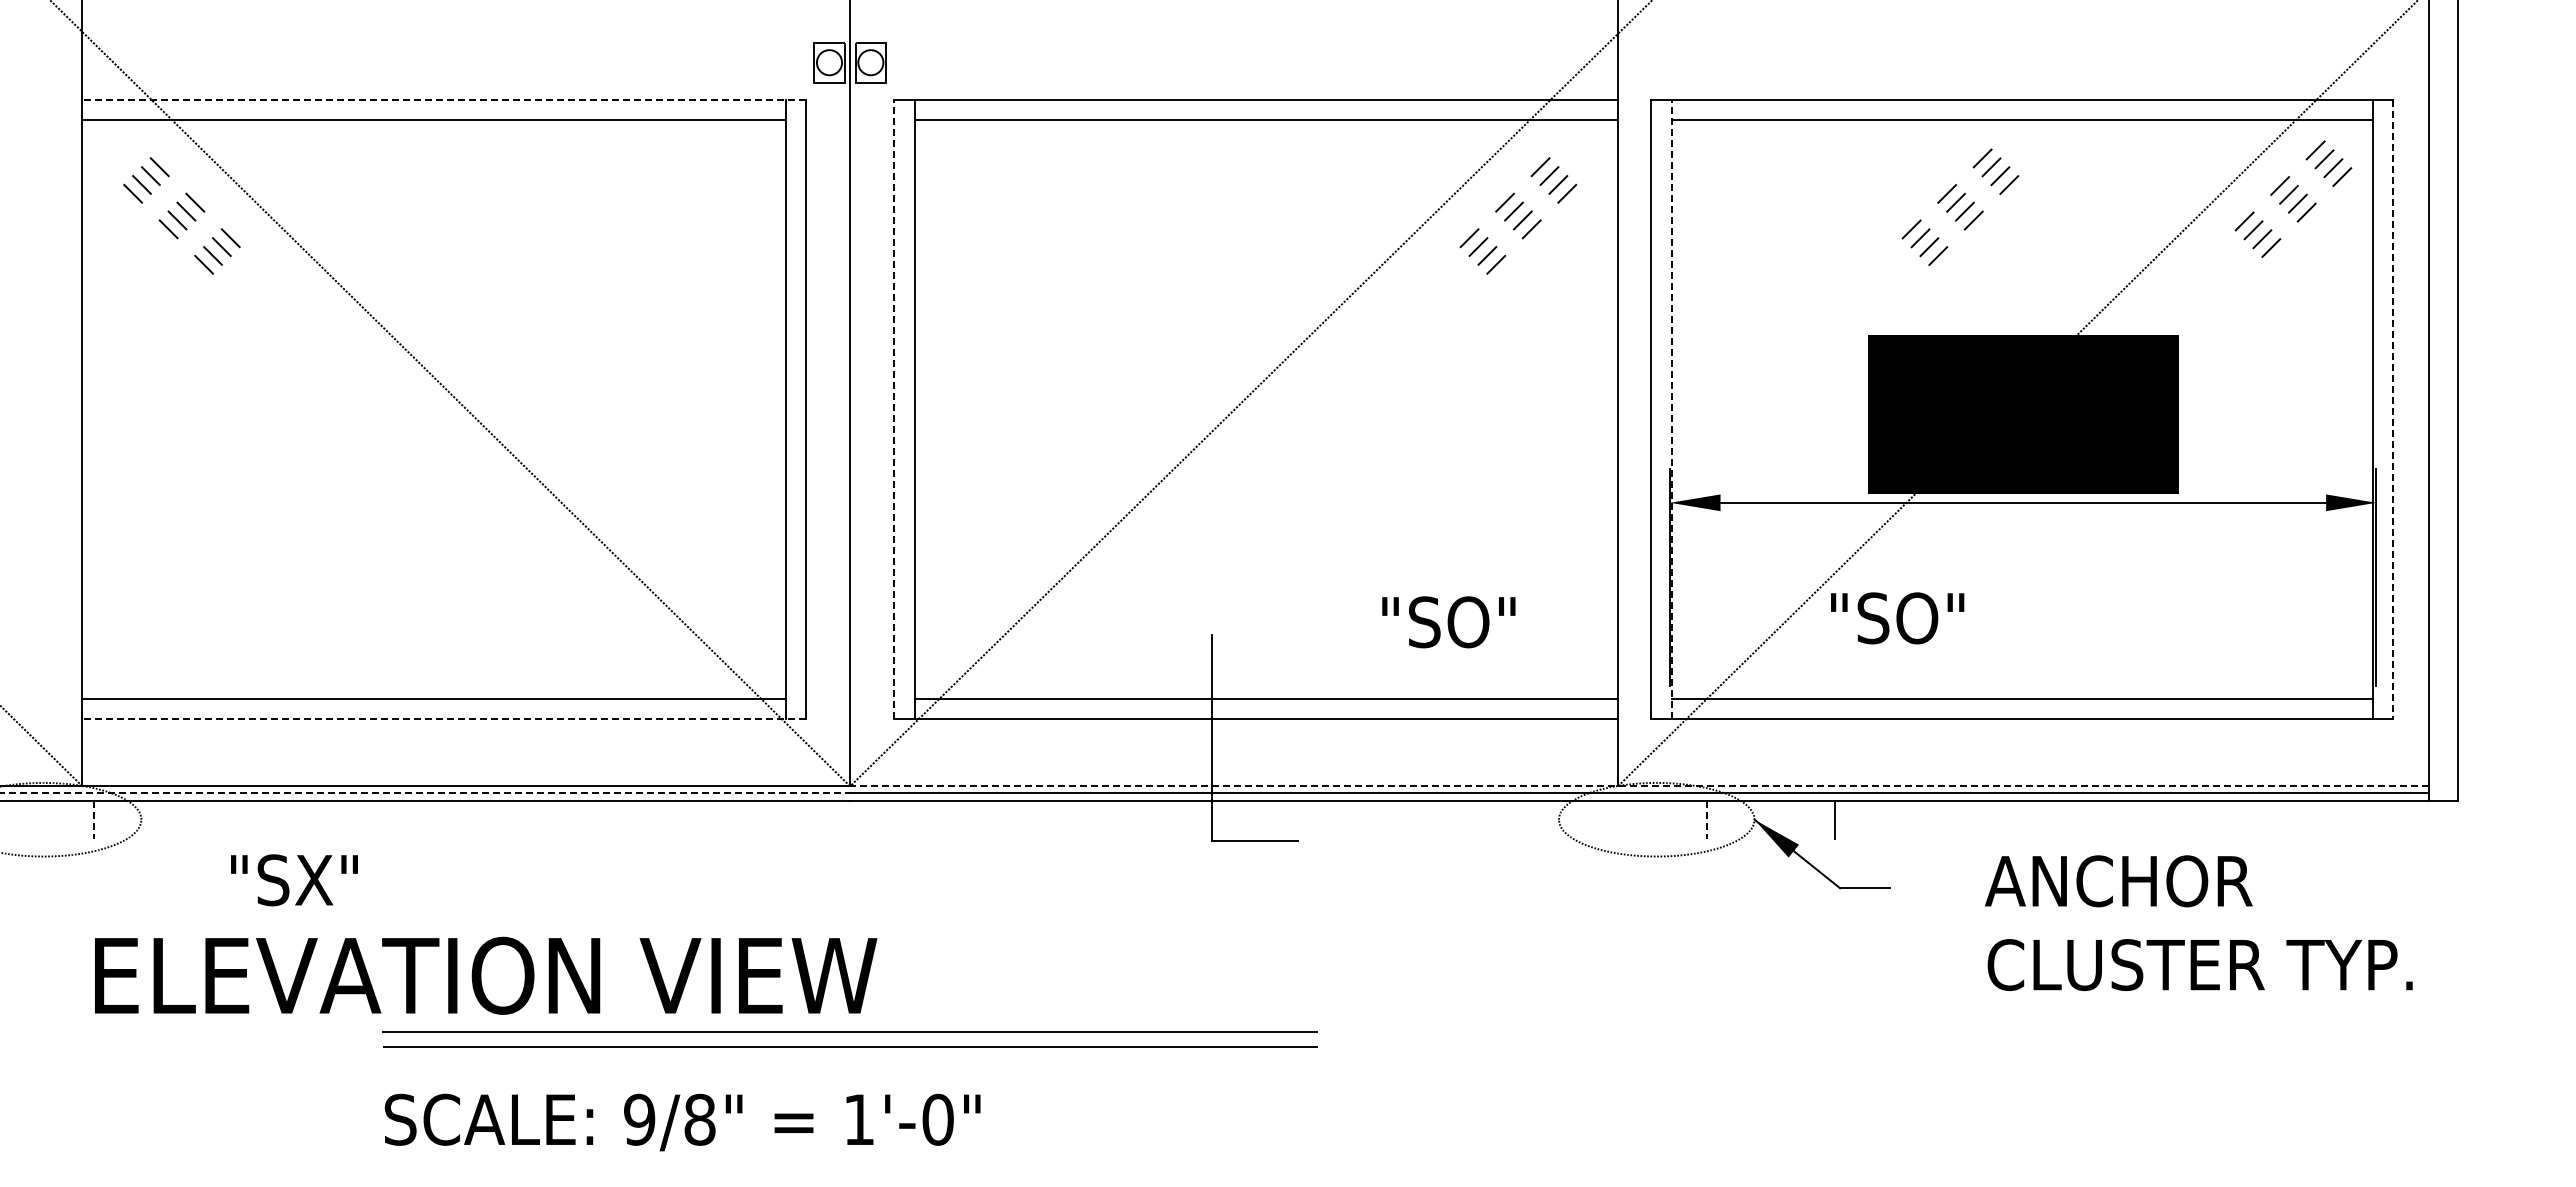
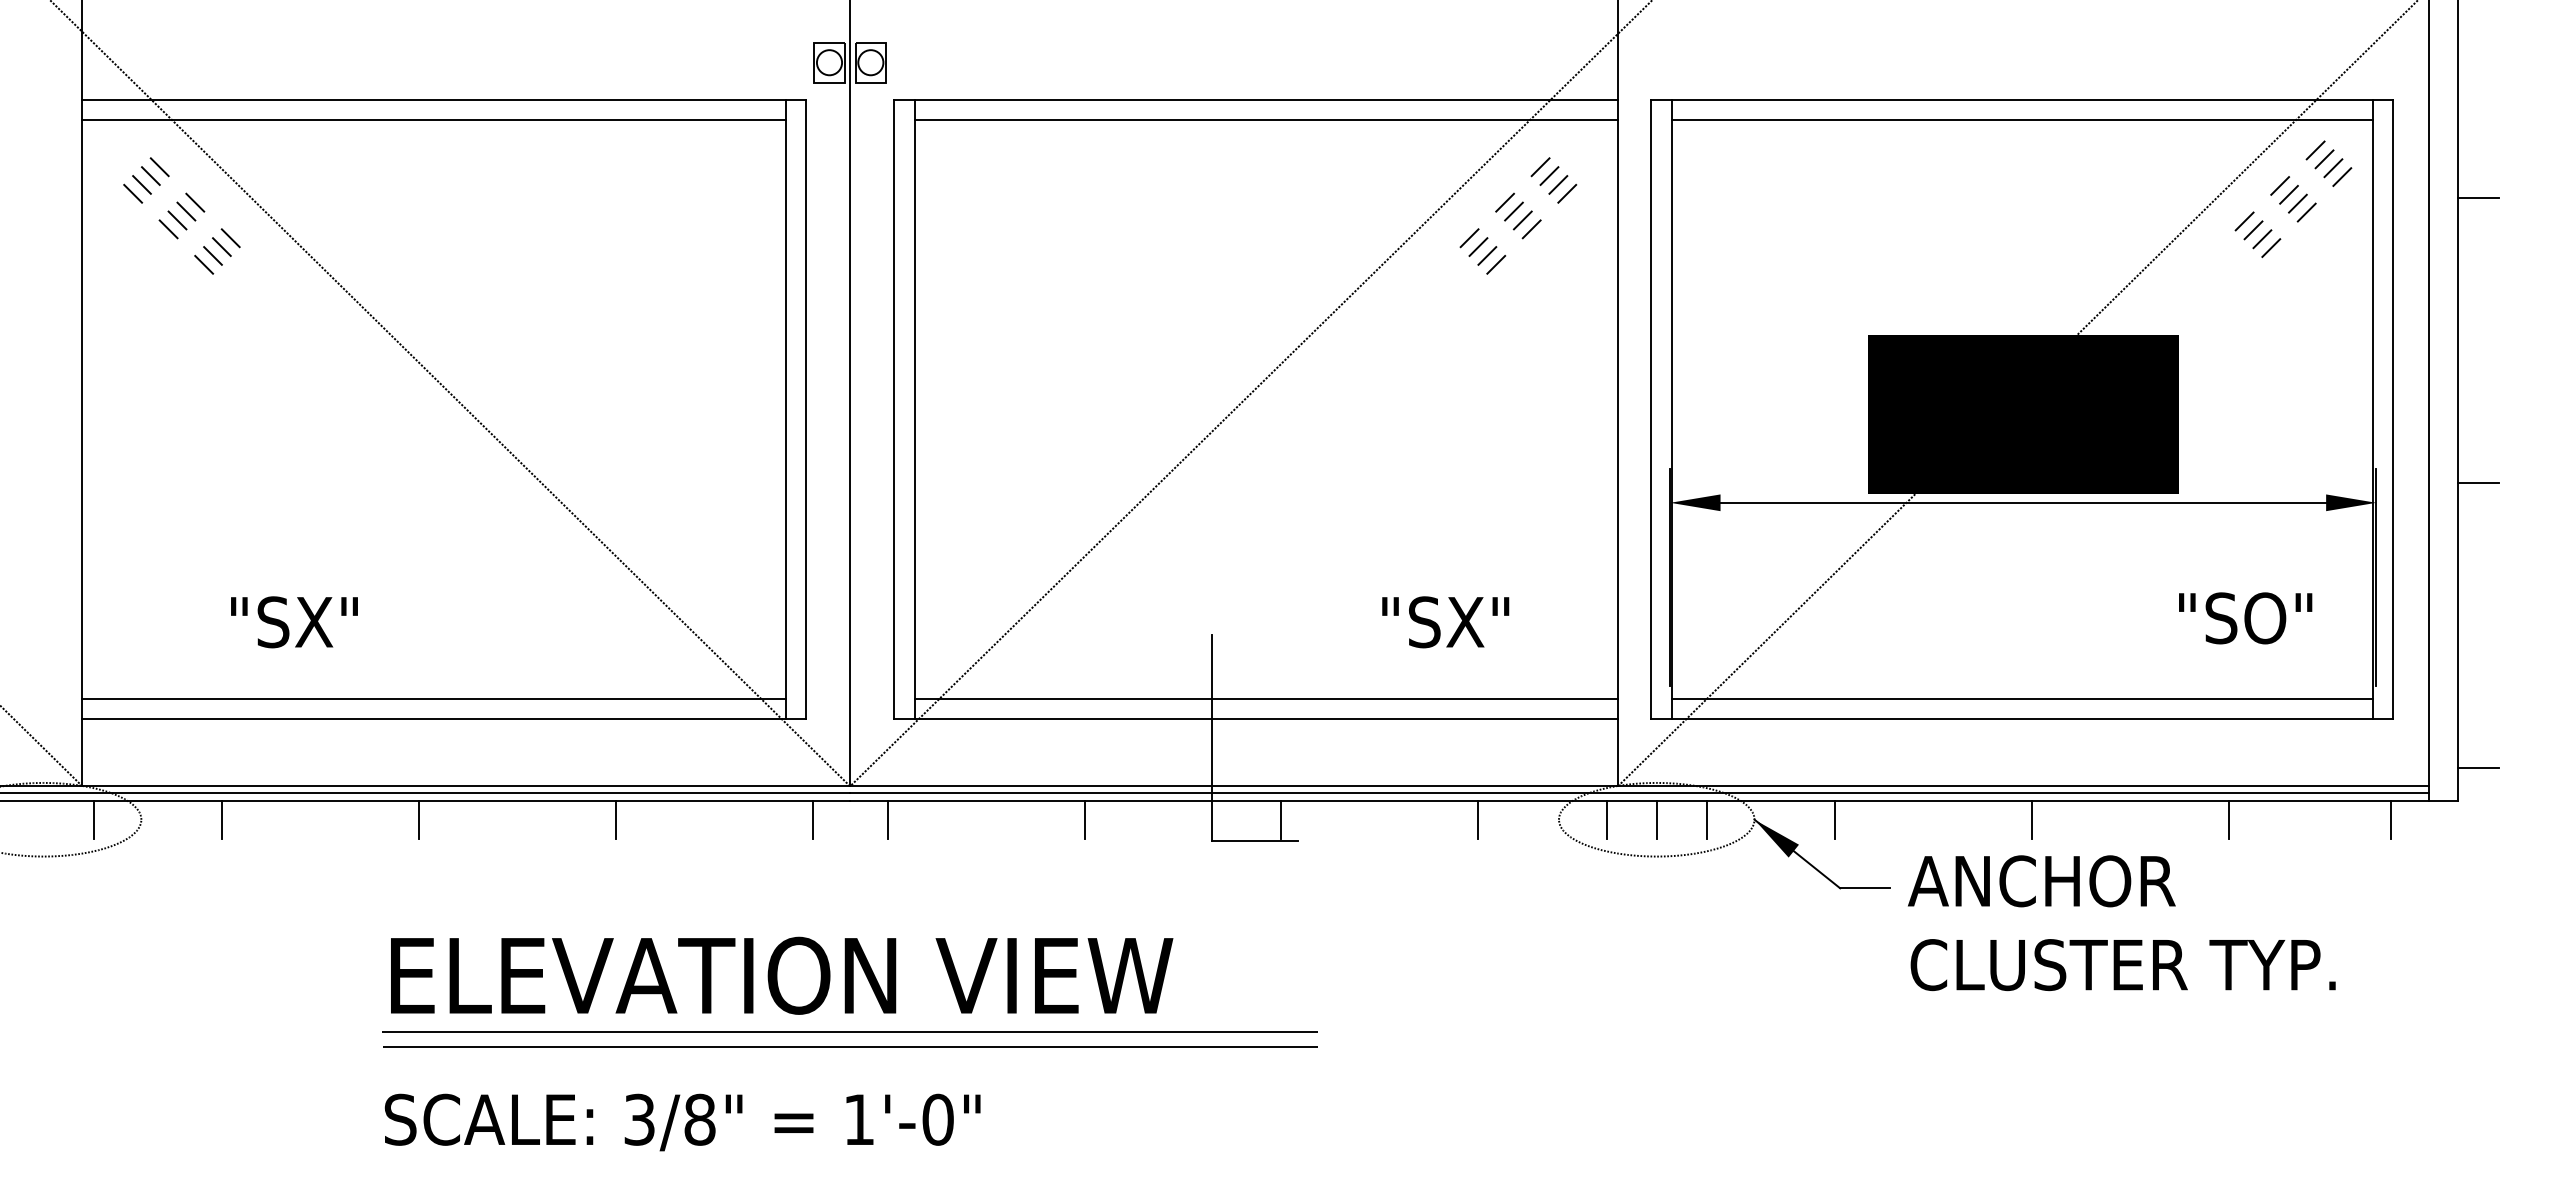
line: dashed -> solid (444, 99)
line: none -> present (2477, 198)
part: present -> none (1960, 206)
line: dashed -> solid (894, 409)
line: dashed -> solid (1671, 409)
line: dashed -> solid (2393, 409)
line: none -> present (2477, 482)
text position: (1897, 618) -> (2245, 618) (2245, 618)
text: "SO" -> "SX" (1480, 622)
line: dashed -> solid (444, 719)
line: none -> present (2477, 767)
line: dashed -> solid (1638, 786)
line: dashed -> solid (425, 792)
line: dashed -> solid (93, 819)
line: none -> present (222, 819)
line: none -> present (418, 819)
line: none -> present (615, 819)
line: none -> present (812, 819)
line: none -> present (887, 819)
line: none -> present (1084, 819)
line: none -> present (1281, 819)
line: none -> present (1478, 819)
line: none -> present (1606, 819)
line: none -> present (1656, 819)
line: dashed -> solid (1706, 819)
line: none -> present (2032, 819)
line: none -> present (2228, 819)
line: none -> present (2390, 819)
text position: (294, 880) -> (294, 622) (294, 622)
text position: (2198, 923) -> (2121, 923) (2121, 923)
text position: (486, 975) -> (782, 975) (782, 975)
text: 9/8" -> 3/8" (639, 1119)
